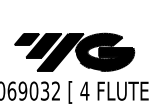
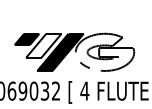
fill: present -> none (43, 45)
fill: present -> none (104, 51)
